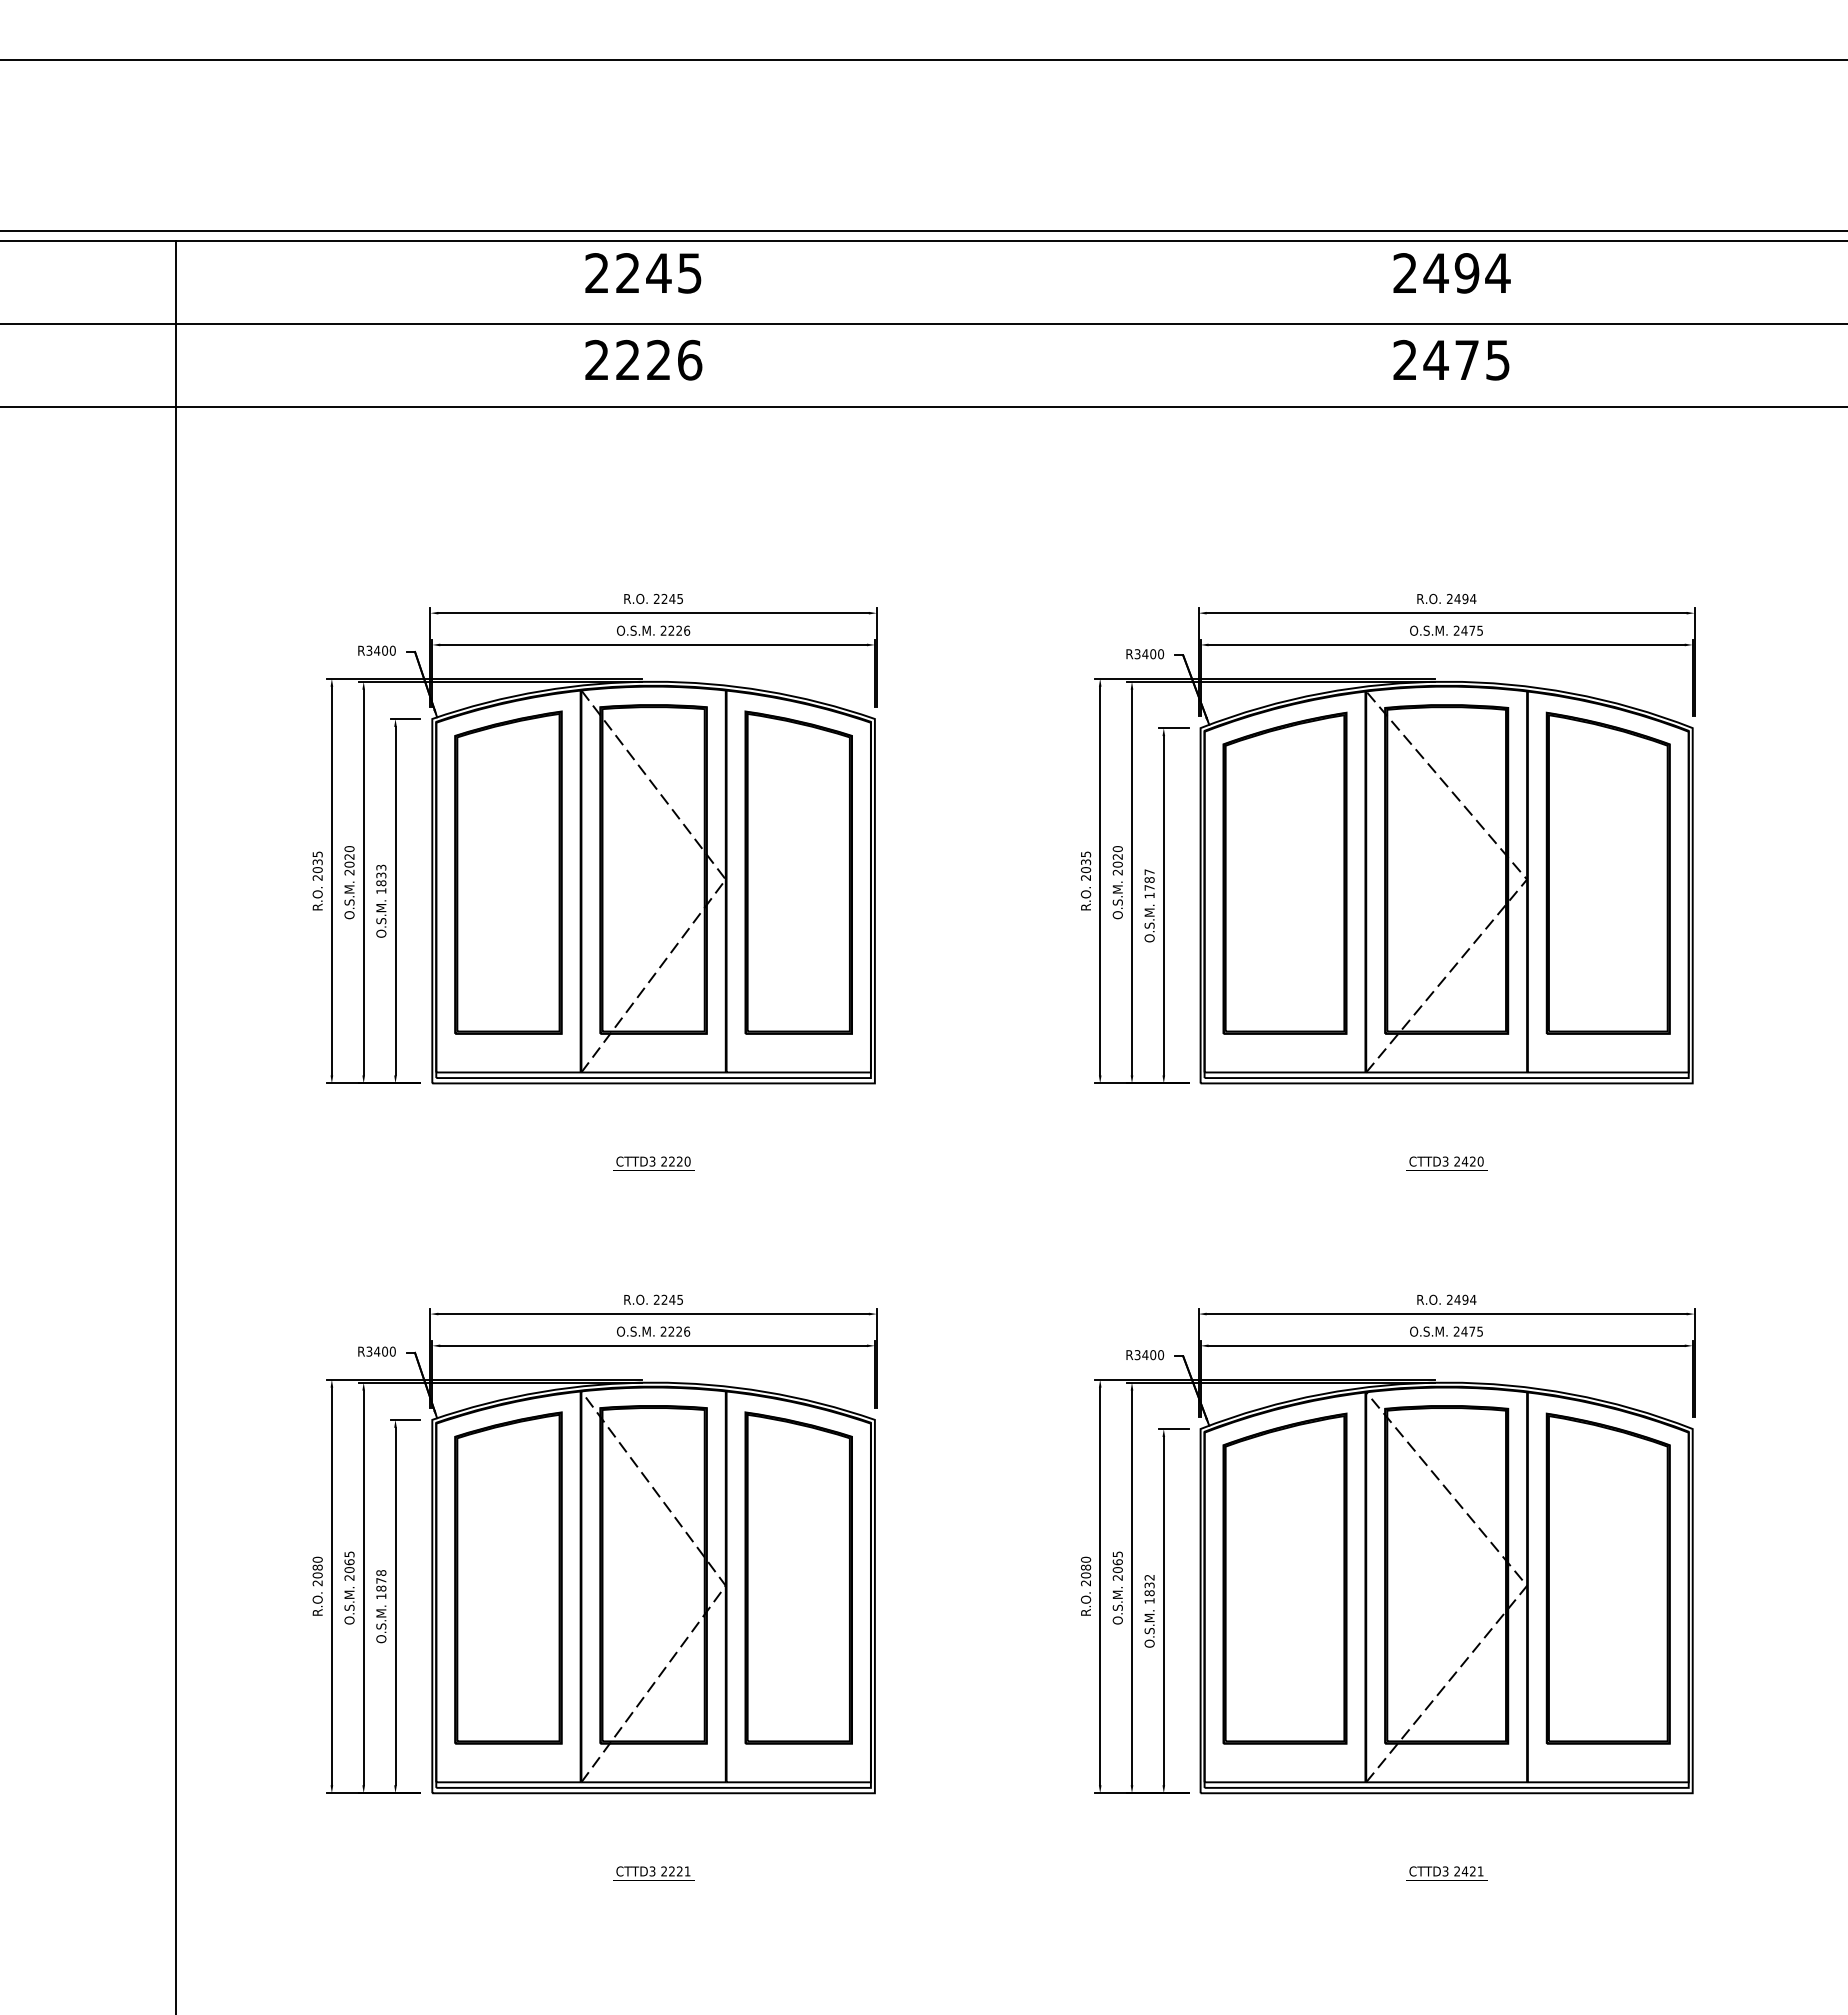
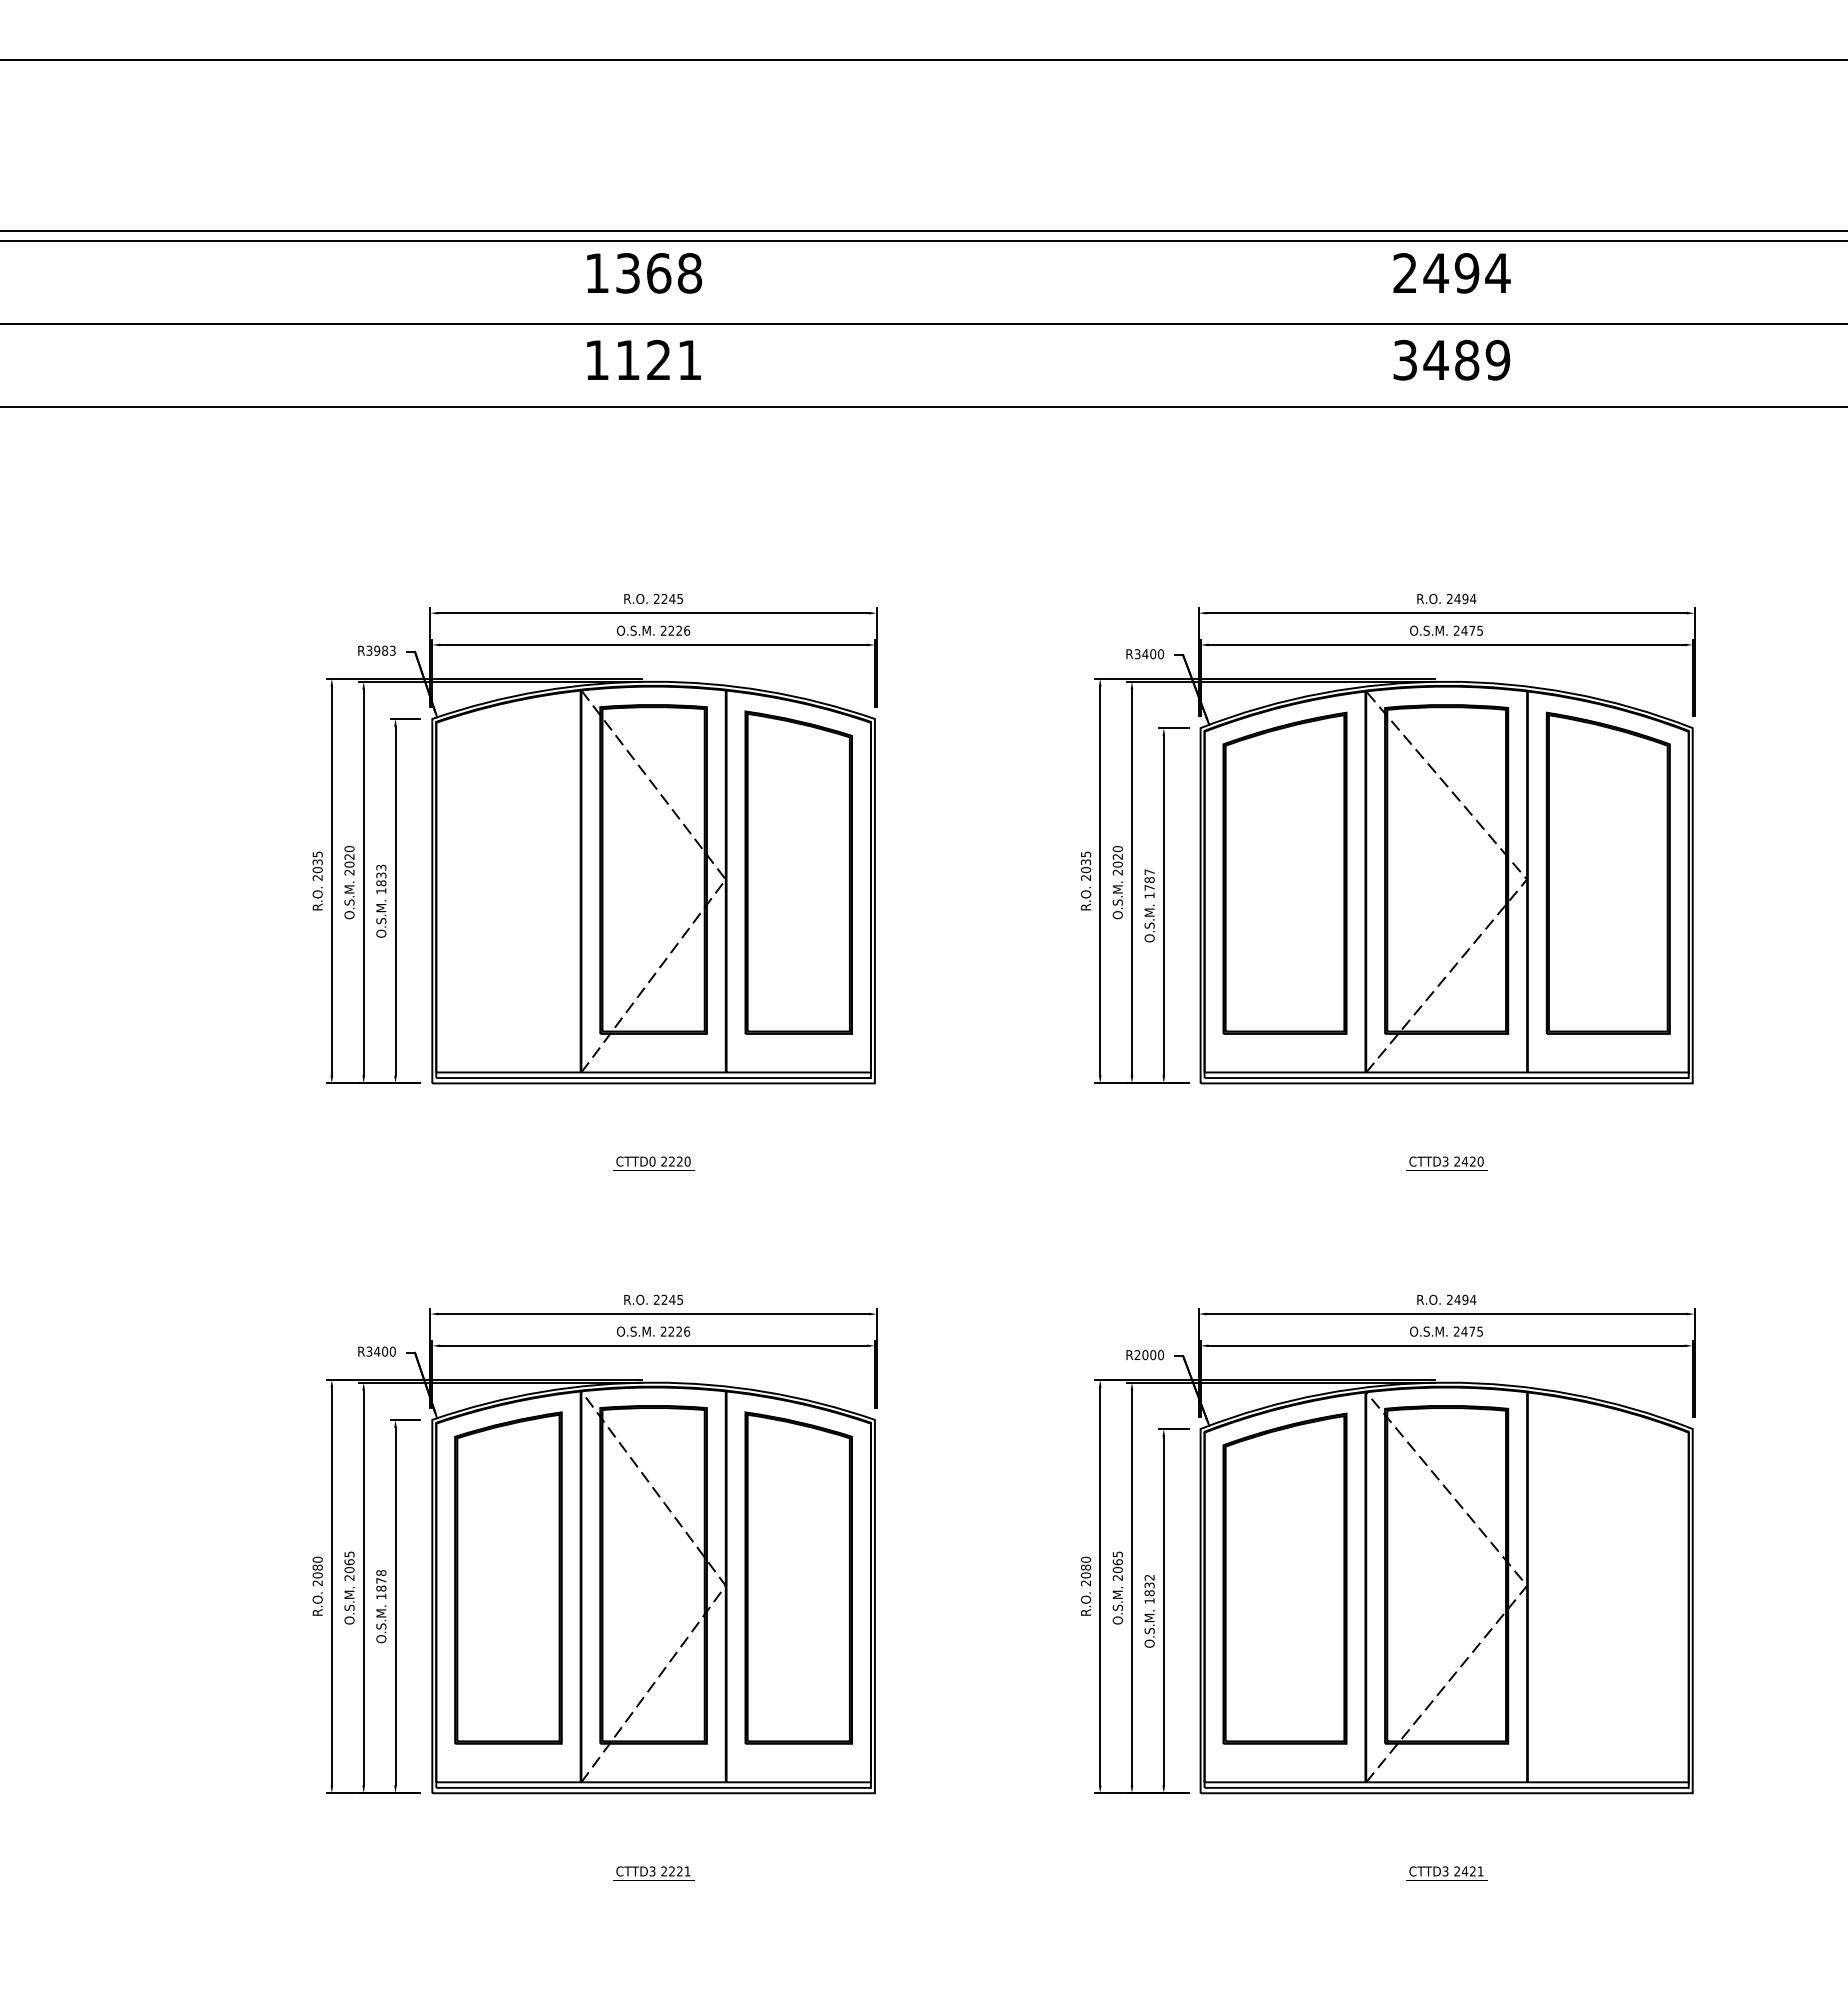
text: 2245 -> 1368 (643, 273)
text: 2226 -> 1121 (643, 359)
text: 2475 -> 3489 (1451, 359)
text: R3400 -> R3983 (384, 650)
part: present -> none (508, 872)
line: present -> none (175, 1125)
text: CTTD3 -> CTTD0 (652, 1161)
text: R3400 -> R2000 (1141, 1355)
part: present -> none (1607, 1578)
